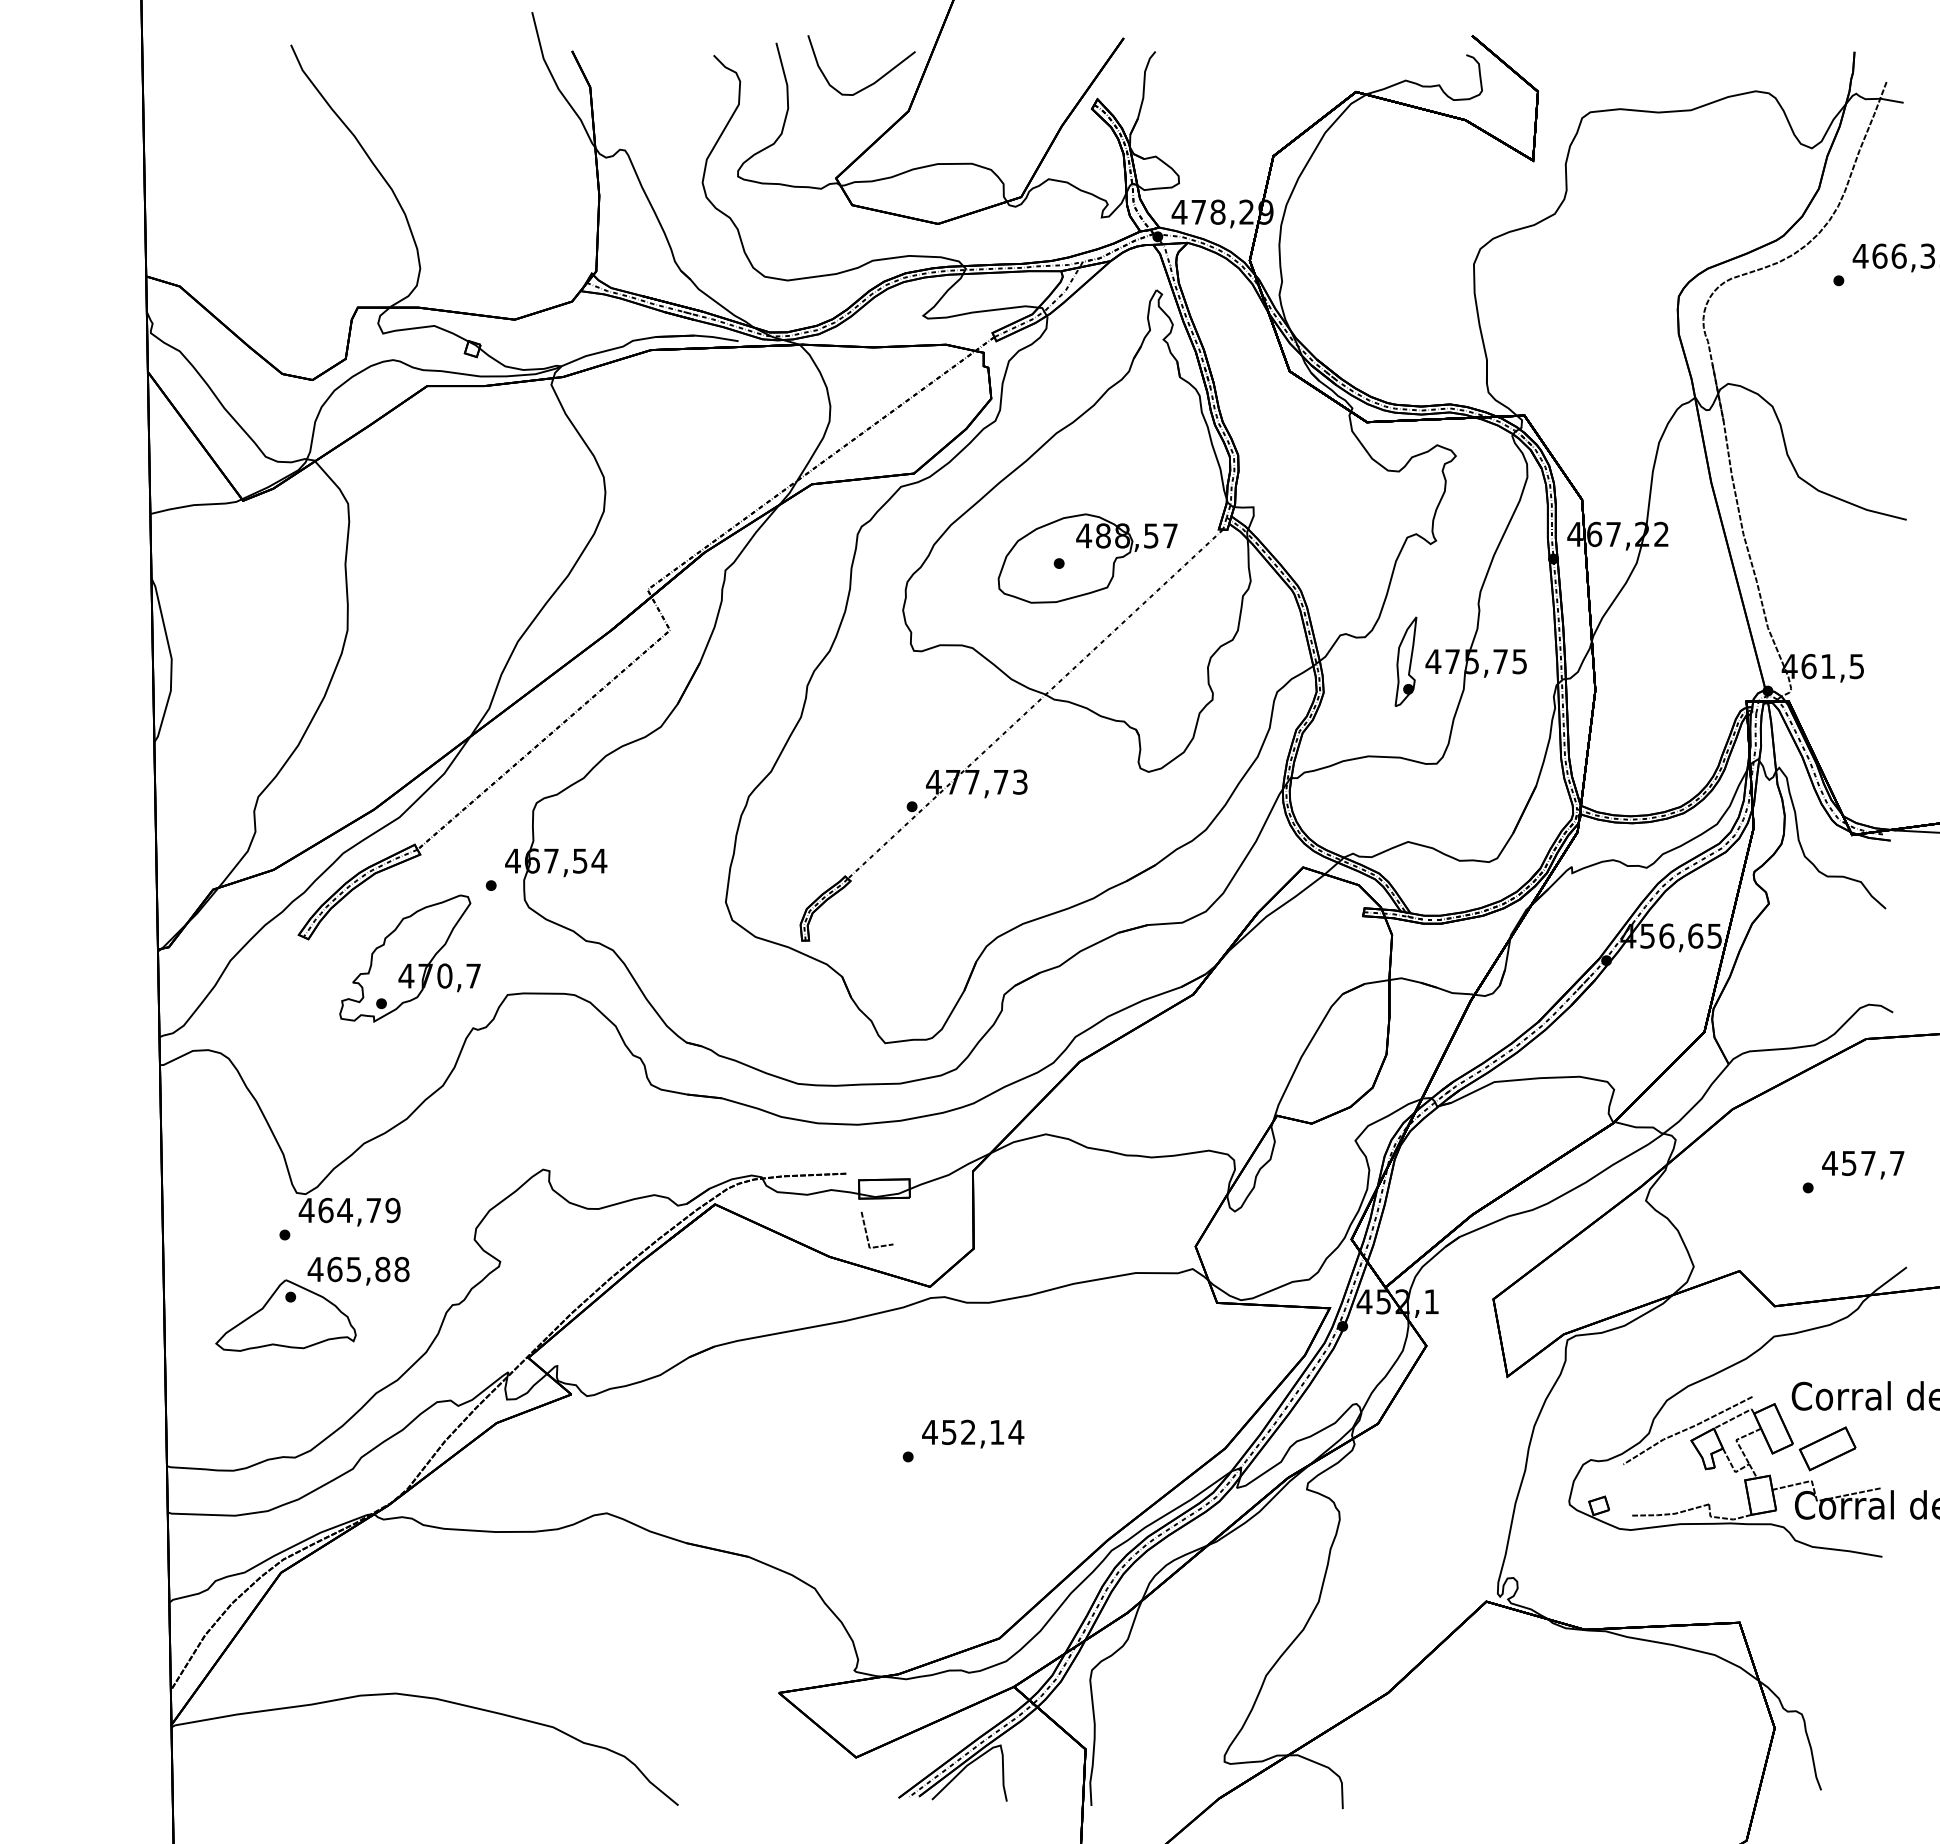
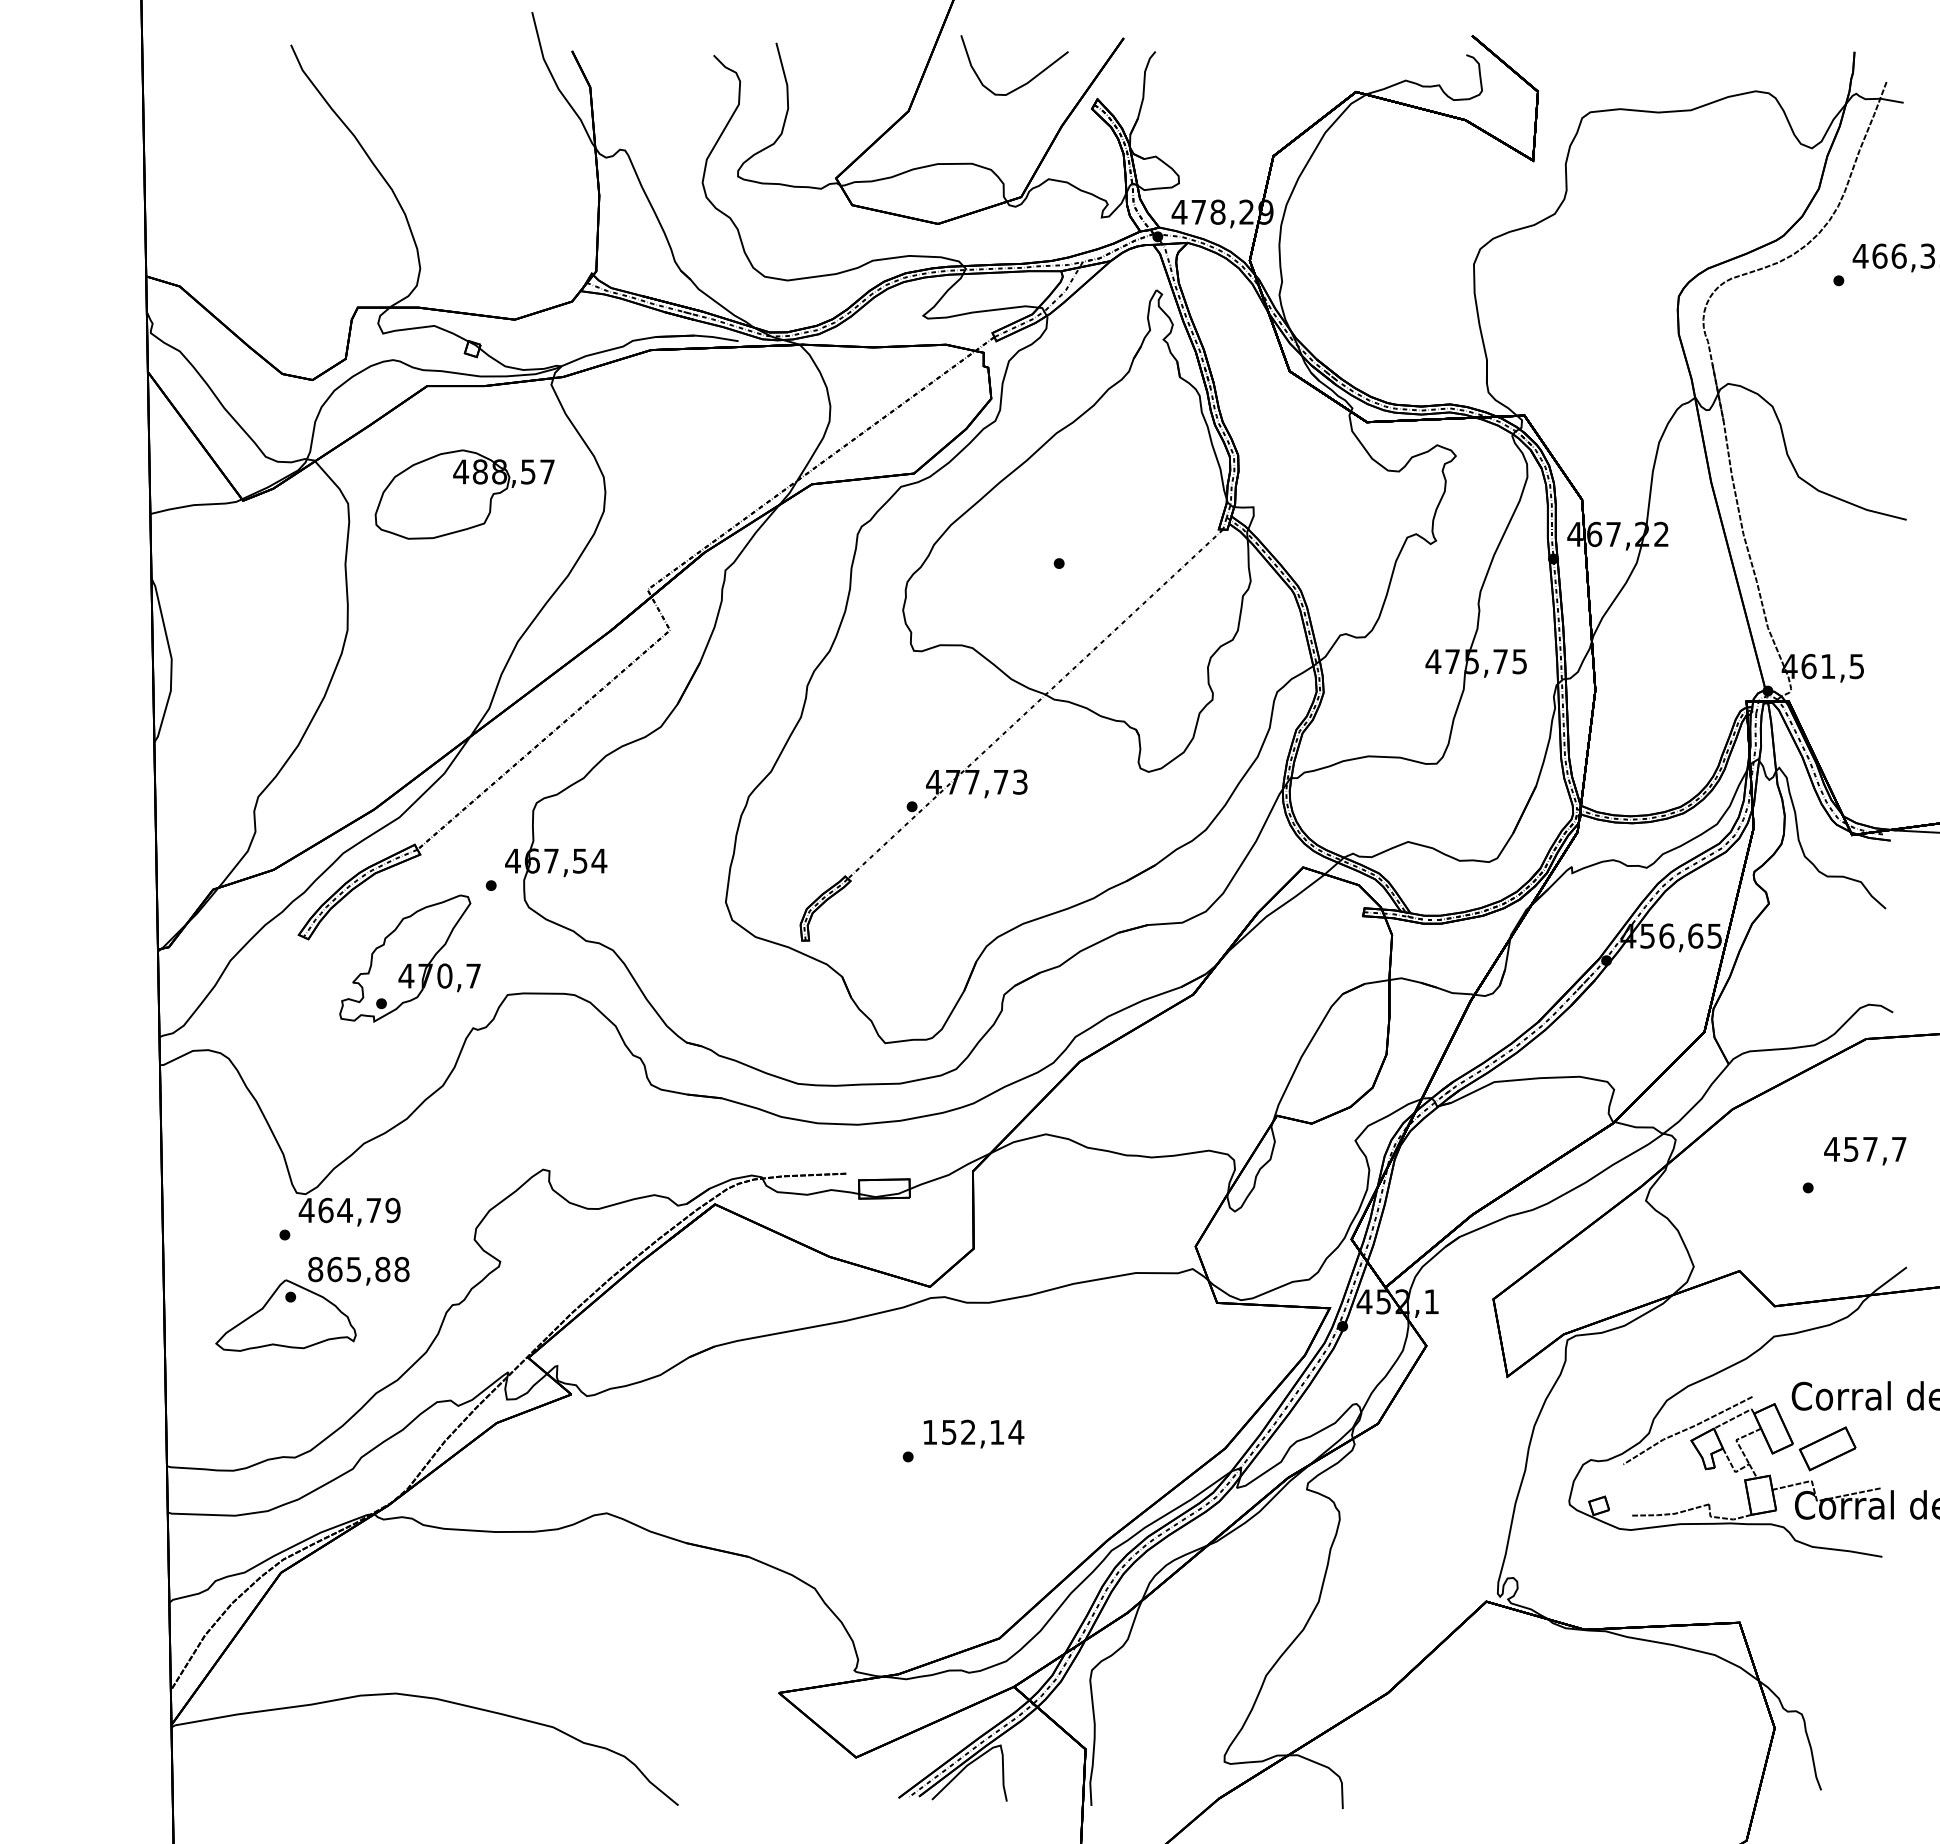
curve position: (871, 83) -> (1024, 83) (1024, 83)
part position: (1087, 558) -> (464, 494) (464, 494)
part: present -> none (1405, 661)
text position: (1863, 1165) -> (1865, 1151) (1865, 1151)
line: present -> none (867, 1232)
text: 465,88 -> 865,88 (315, 1269)
text: 452,14 -> 152,14 (929, 1432)
